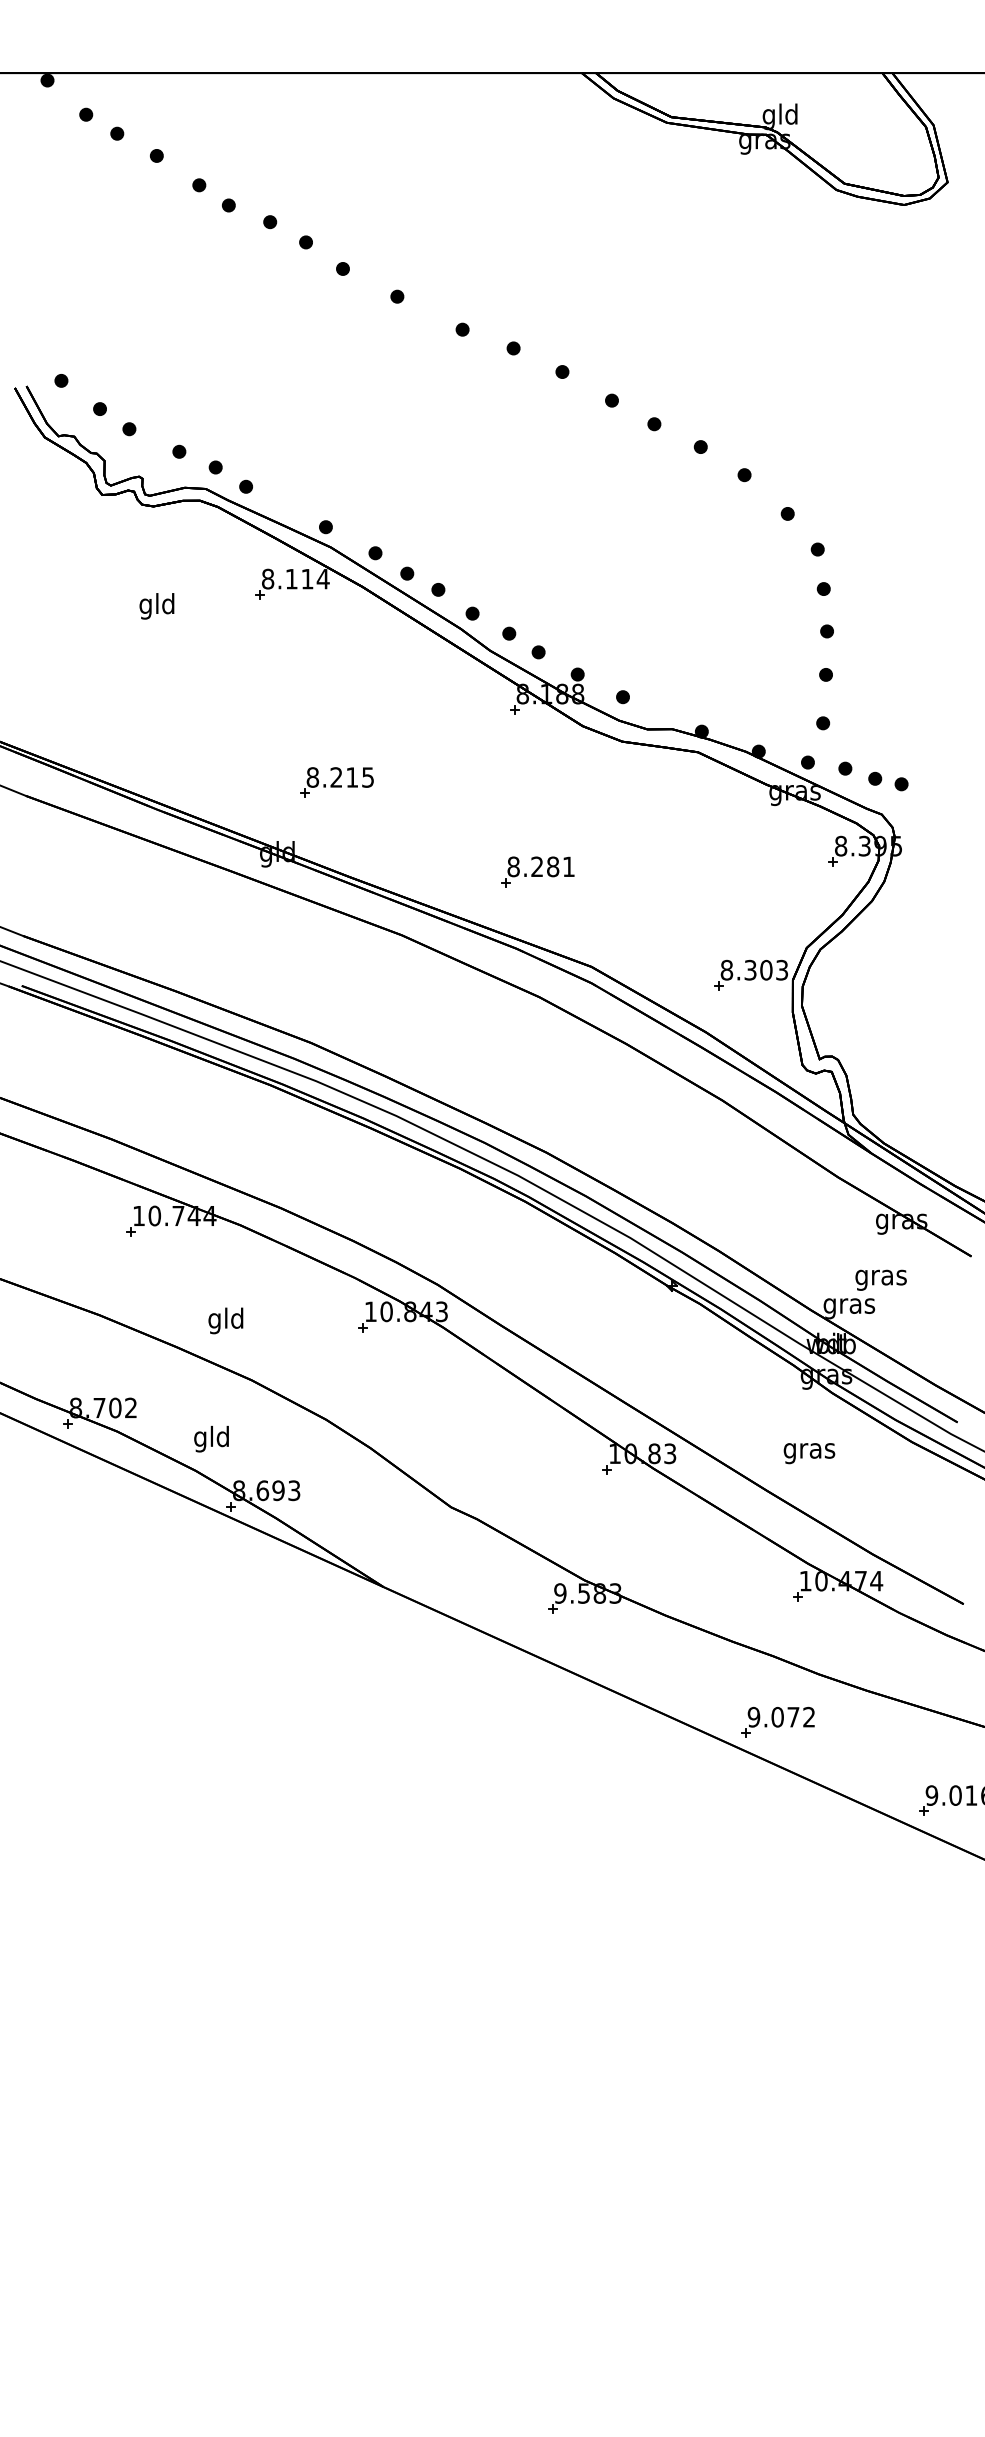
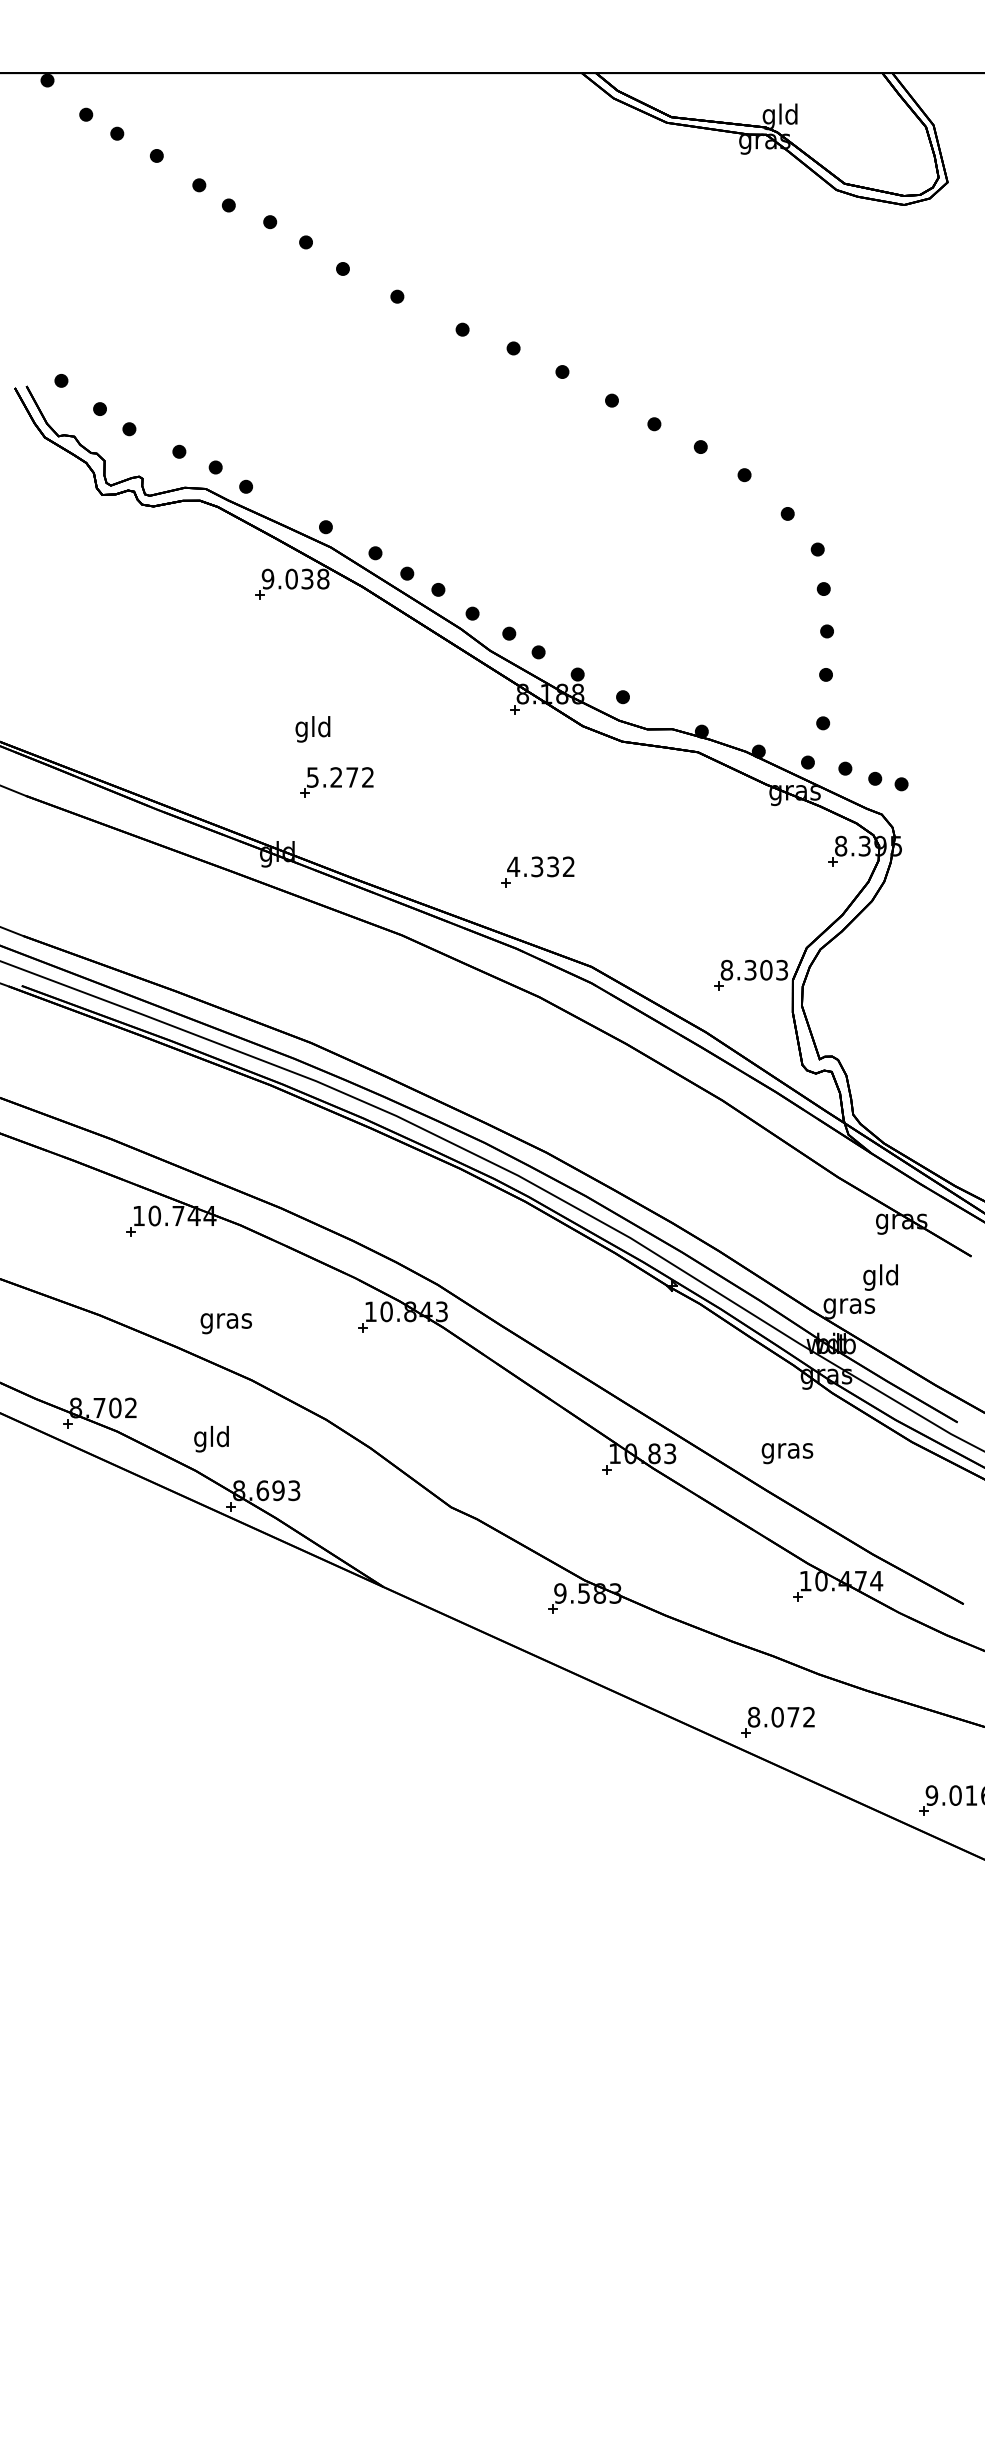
text: 8.114 -> 9.038 (295, 578)
text position: (156, 606) -> (312, 729) (312, 729)
text: 8.215 -> 5.272 (339, 777)
text: 8.281 -> 4.332 (540, 866)
text: gras -> gld (880, 1277)
text: gld -> gras (225, 1320)
text position: (809, 1453) -> (787, 1453) (787, 1453)
text: 9.072 -> 8.072 (753, 1717)
